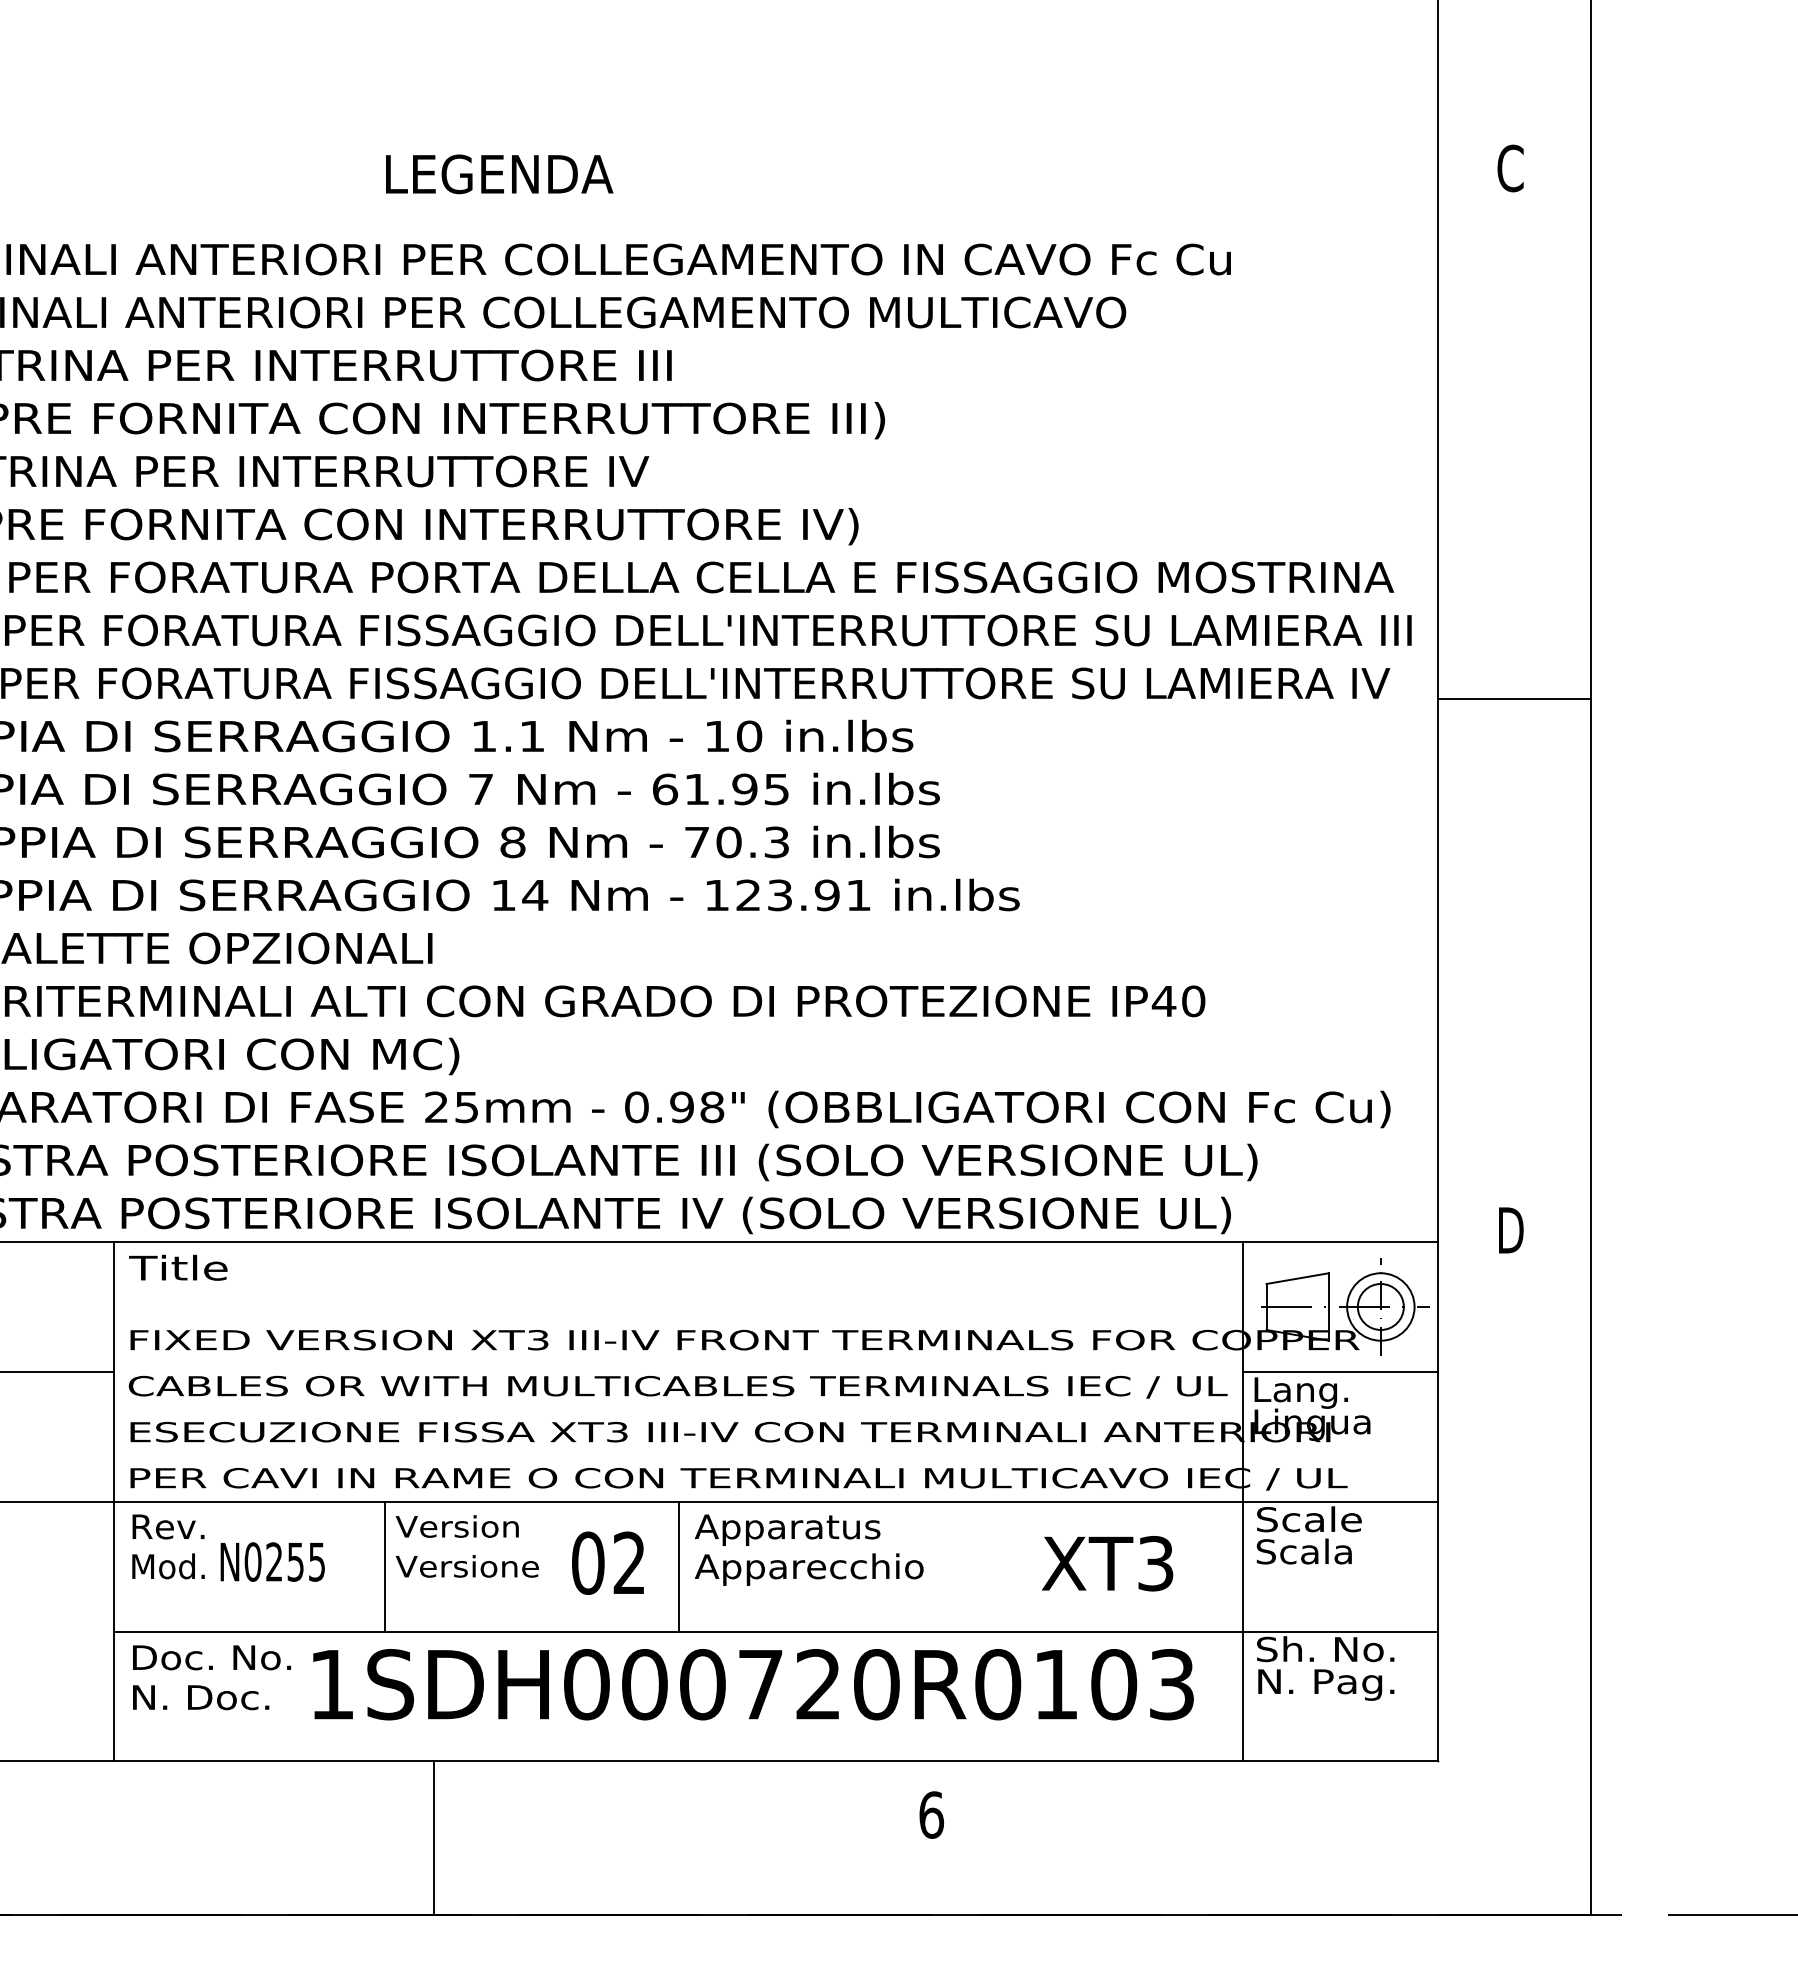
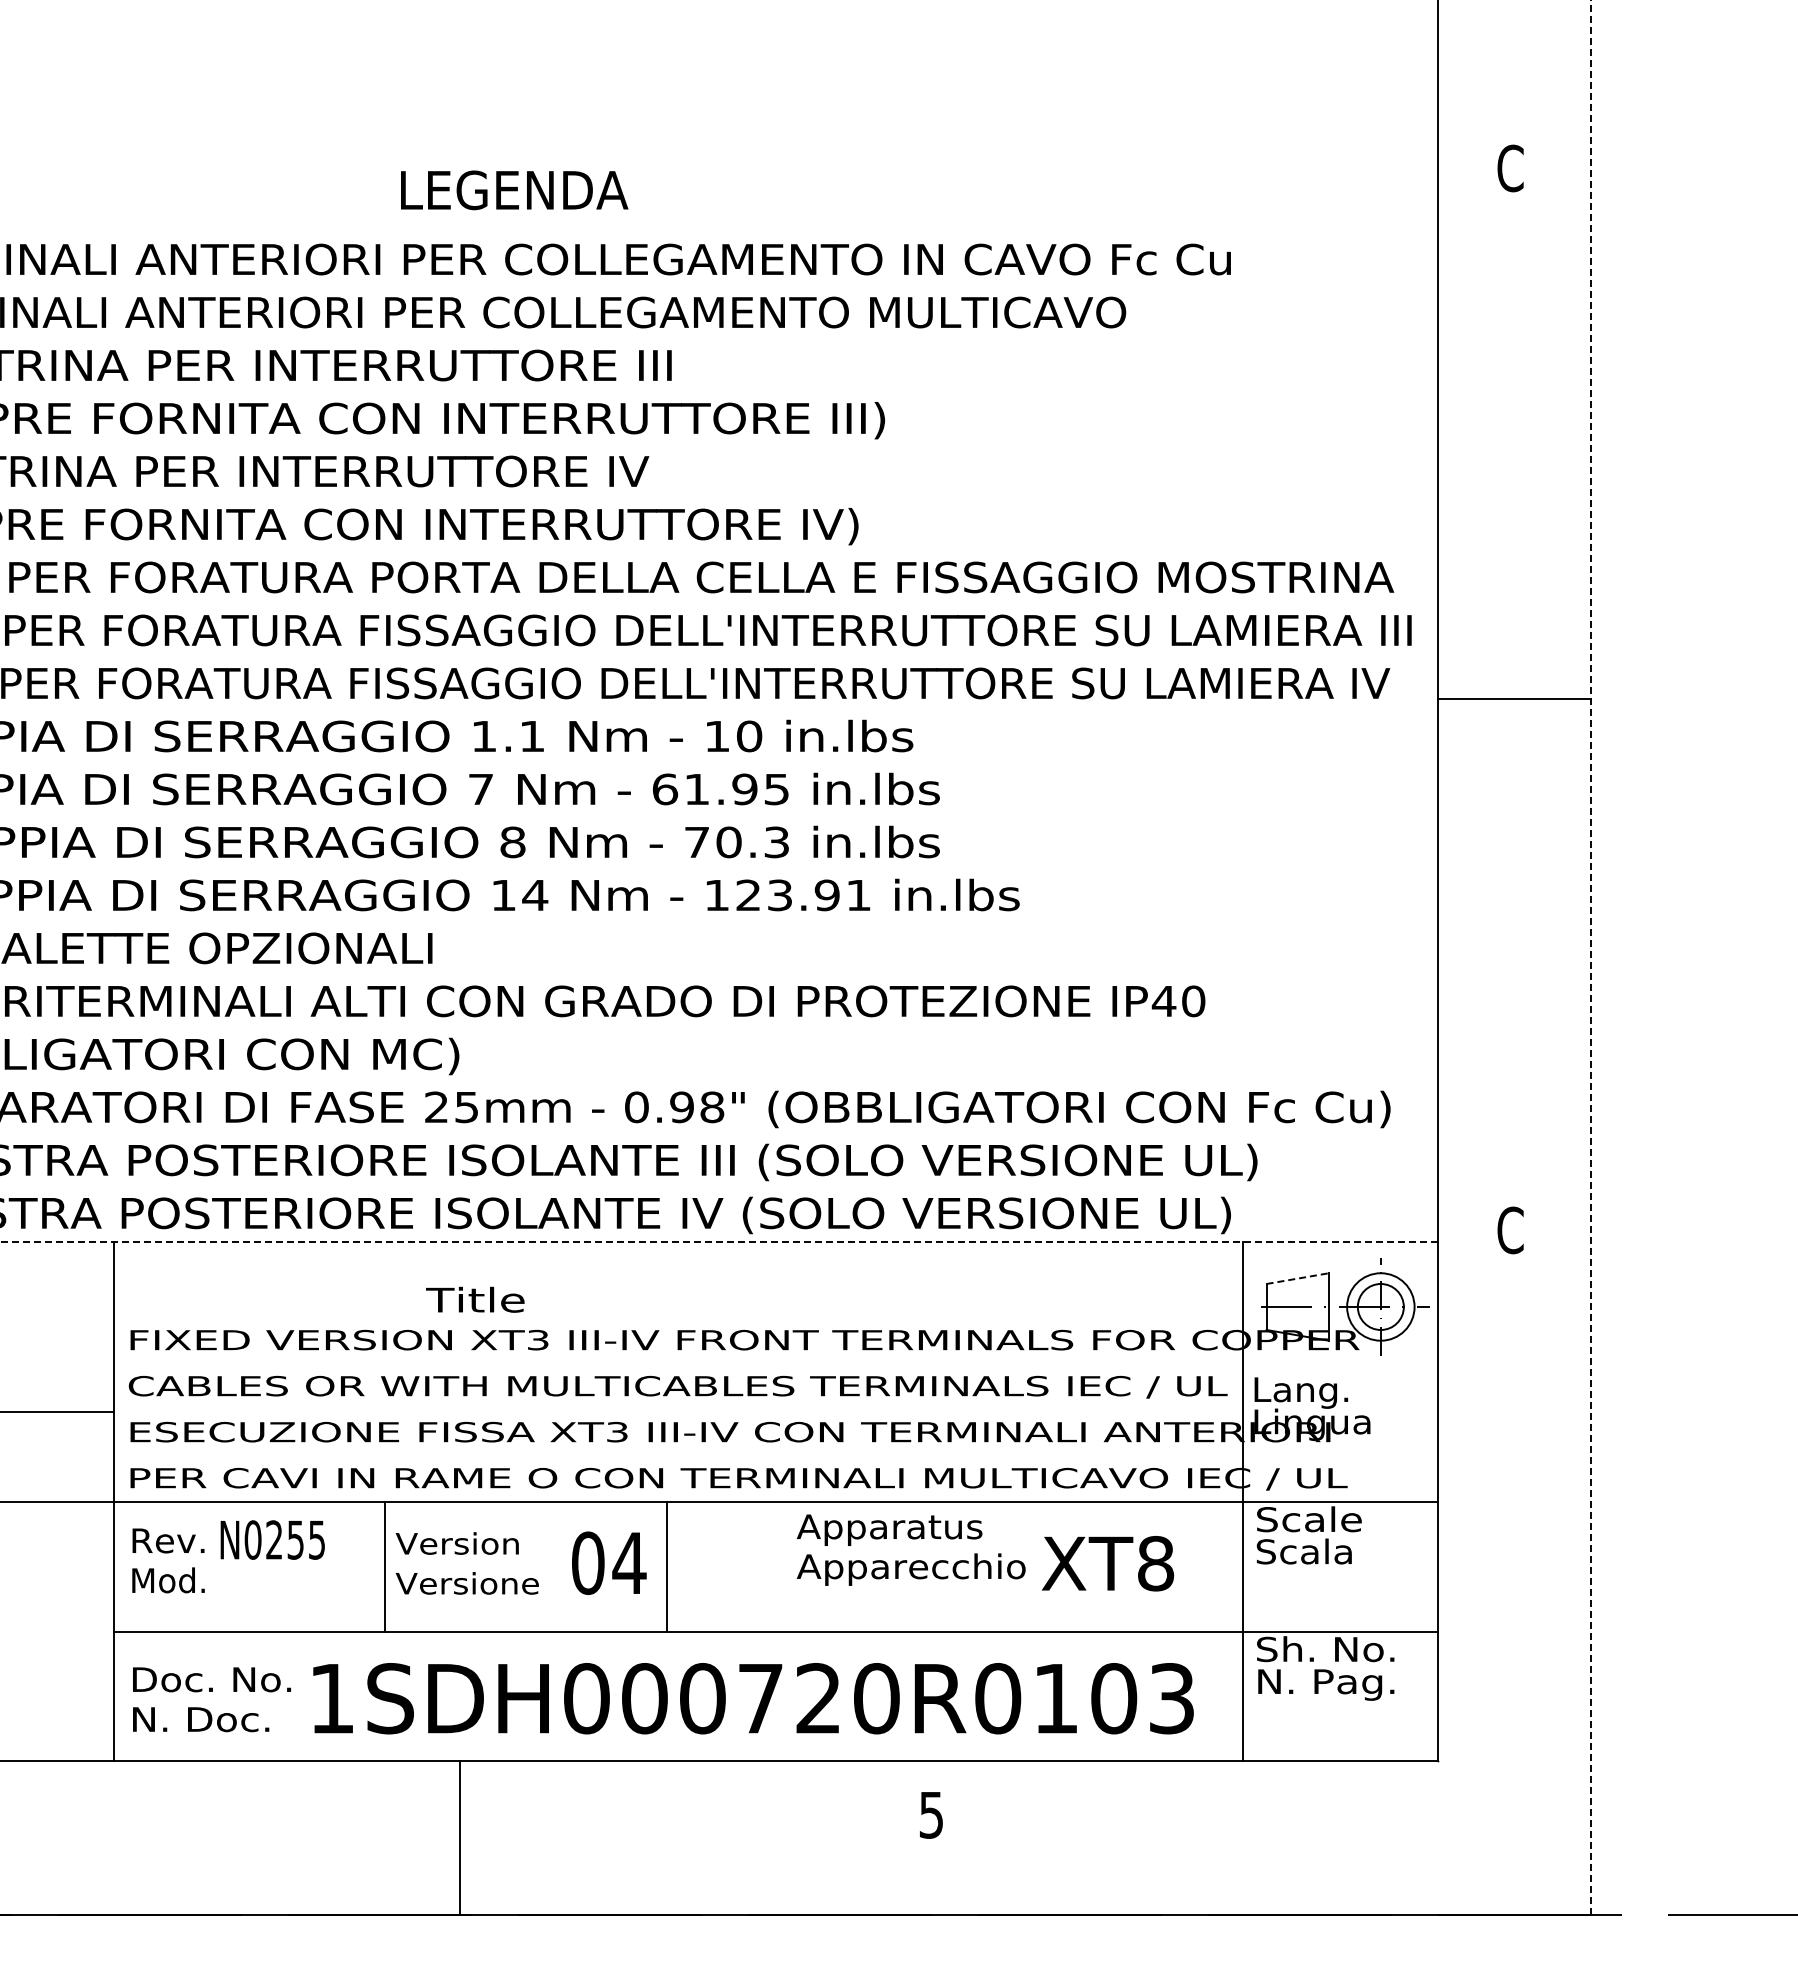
text position: (499, 174) -> (514, 190) (514, 190)
line: solid -> dashed (1591, 957)
text: D -> C (1510, 1230)
line: solid -> dashed (719, 1242)
text position: (178, 1267) -> (475, 1299) (475, 1299)
line: solid -> dashed (1297, 1278)
line position: (57, 1371) -> (57, 1411) (57, 1411)
line: present -> none (1340, 1371)
text position: (168, 1546) -> (168, 1560) (168, 1560)
text position: (466, 1546) -> (466, 1563) (466, 1563)
text position: (808, 1549) -> (910, 1549) (910, 1549)
text position: (272, 1561) -> (272, 1539) (272, 1539)
text: 02 -> 04 (629, 1562)
text: XT3 -> XT8 (1156, 1563)
line position: (678, 1566) -> (666, 1566) (666, 1566)
text position: (211, 1677) -> (211, 1699) (211, 1699)
text position: (753, 1684) -> (753, 1698) (753, 1698)
text: 6 -> 5 (931, 1814)
line position: (433, 1837) -> (459, 1837) (459, 1837)
